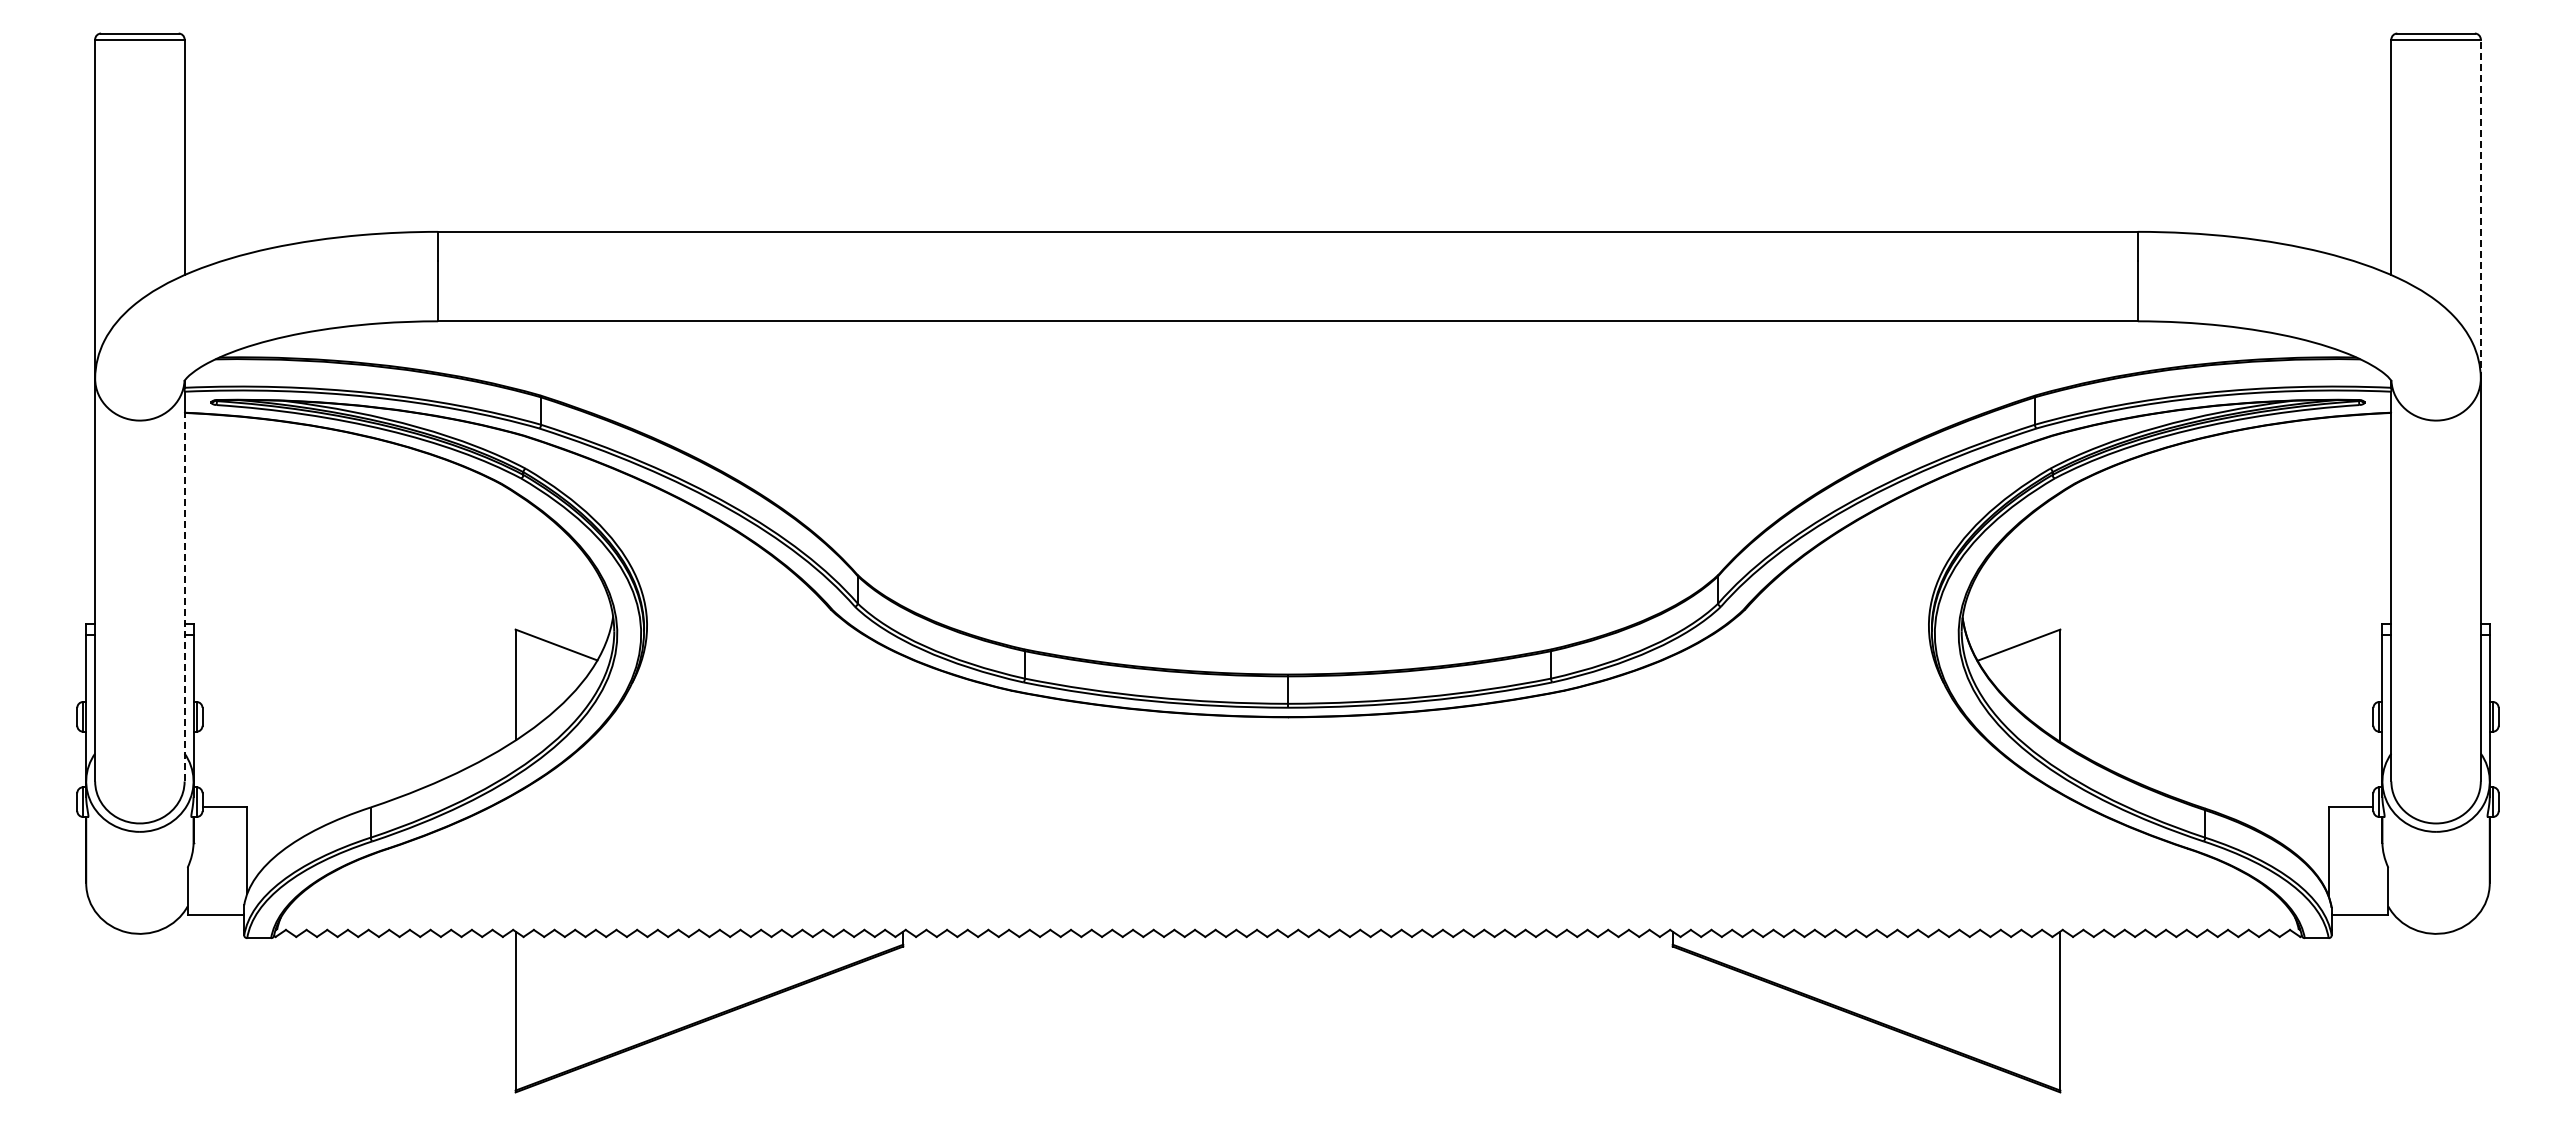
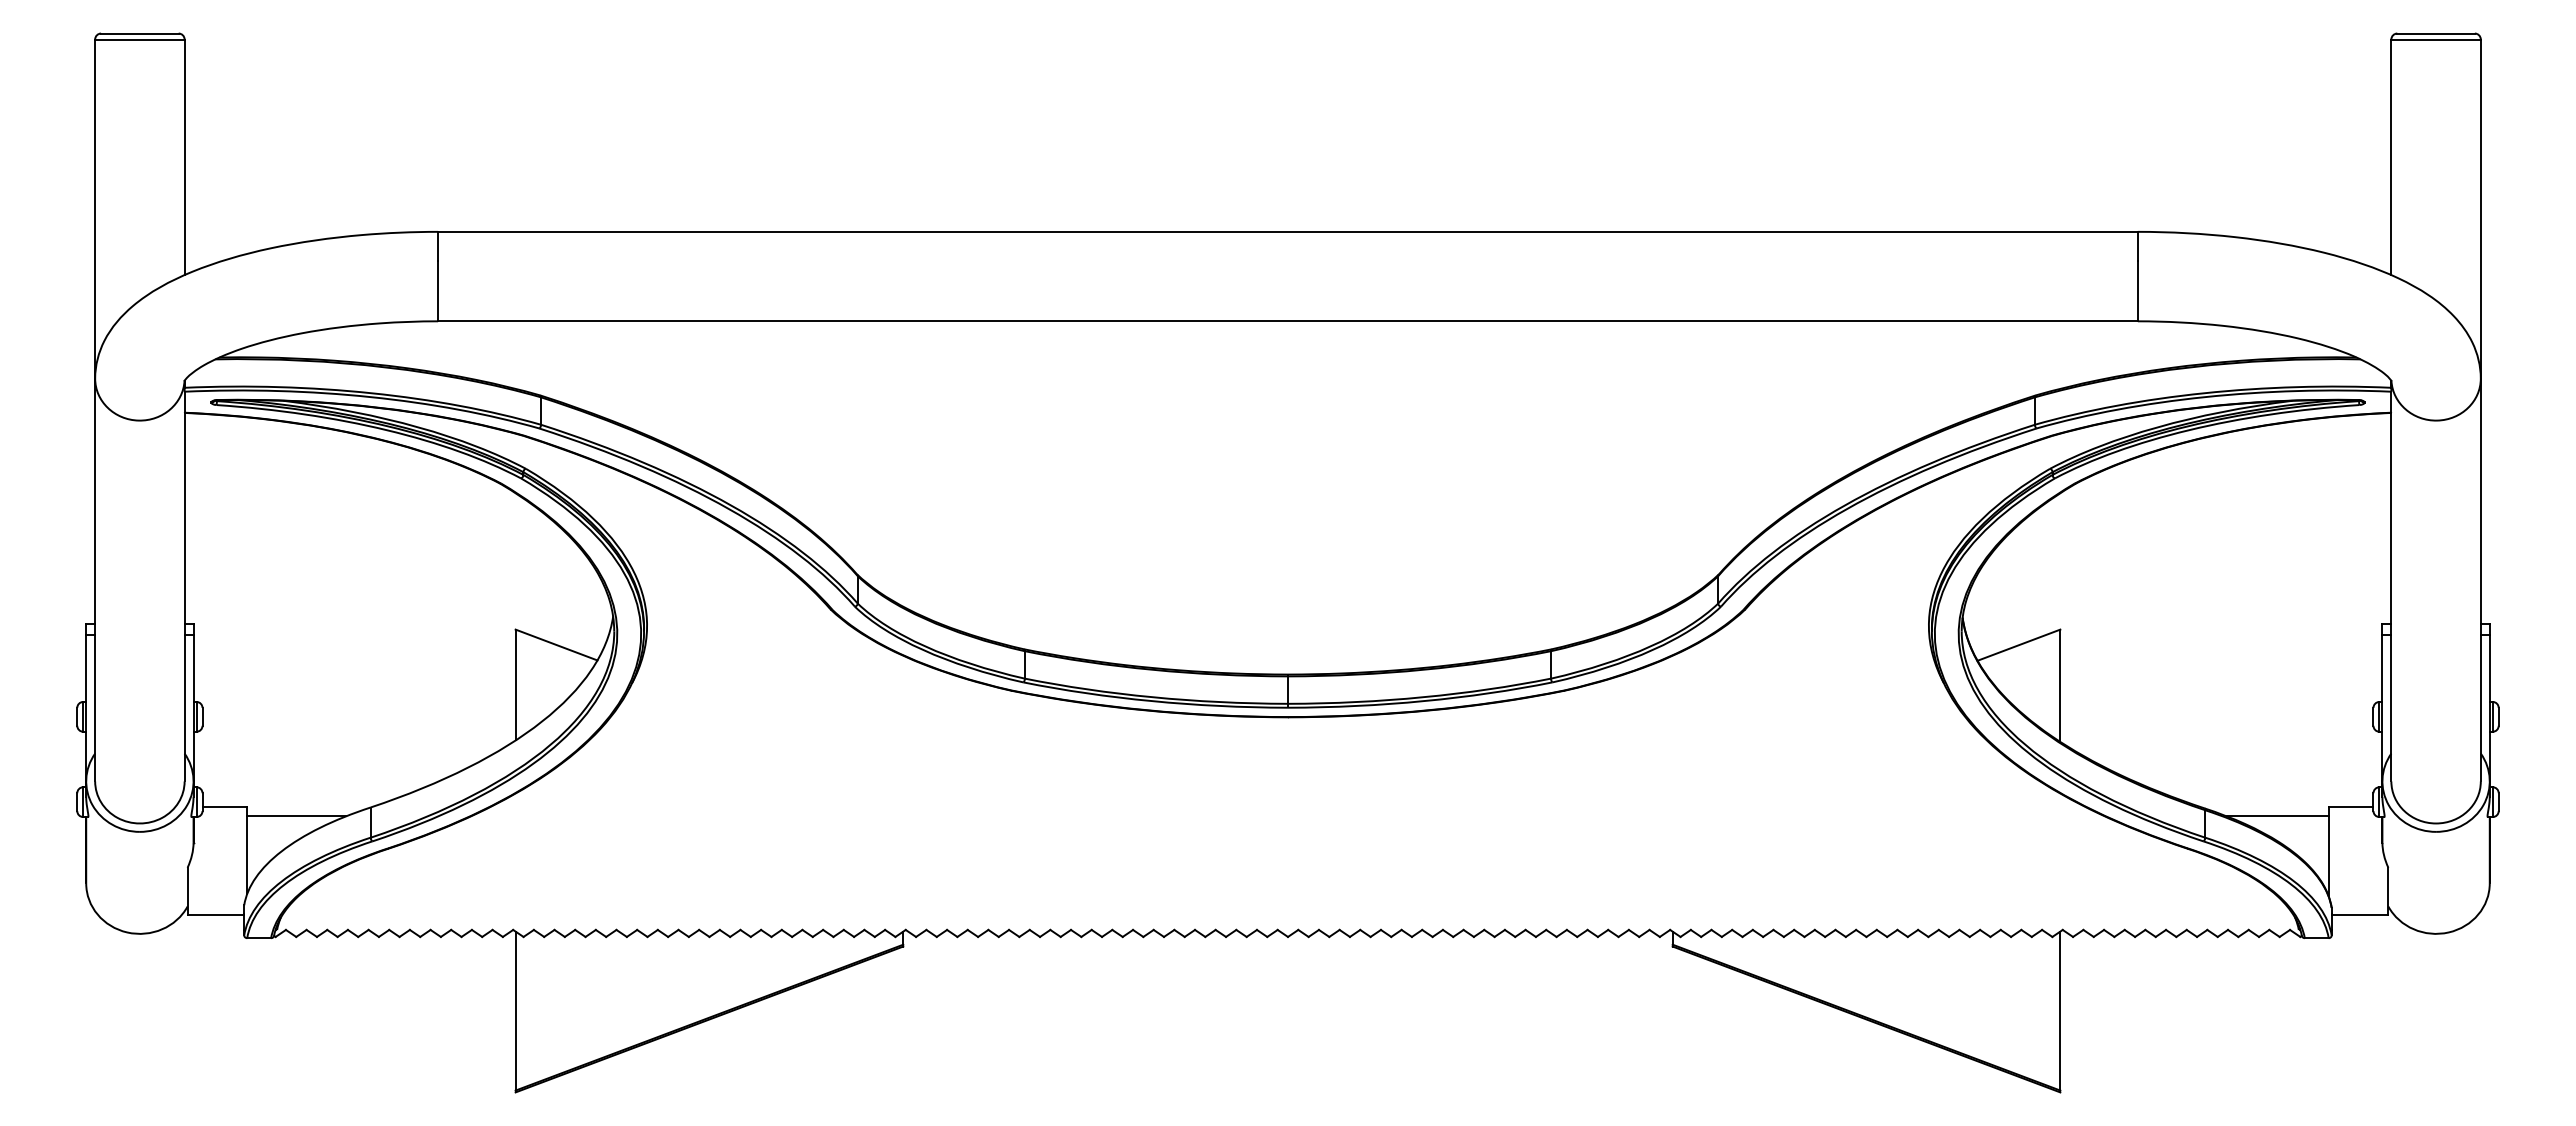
line: dashed -> solid (2480, 209)
line: dashed -> solid (184, 596)
line: none -> present (296, 816)
line: none -> present (2277, 816)
